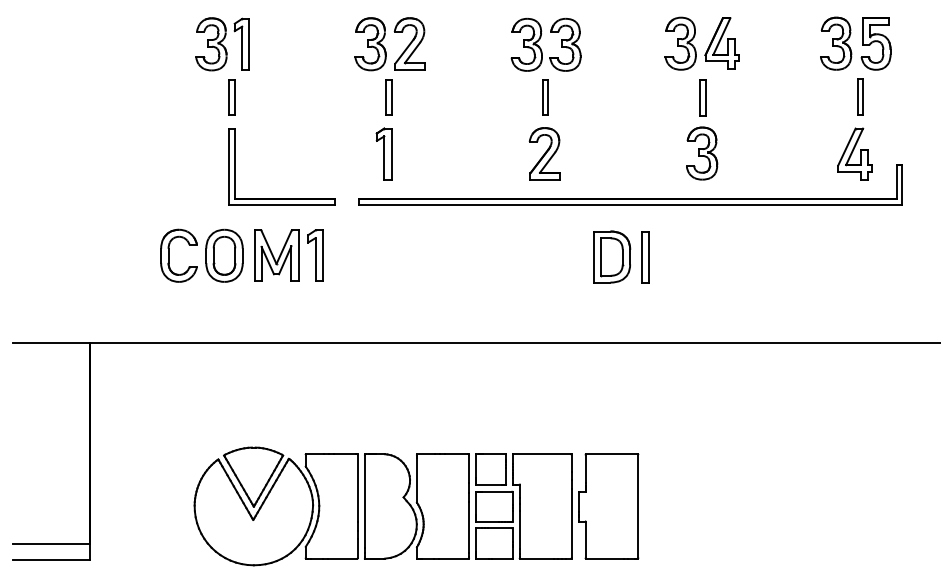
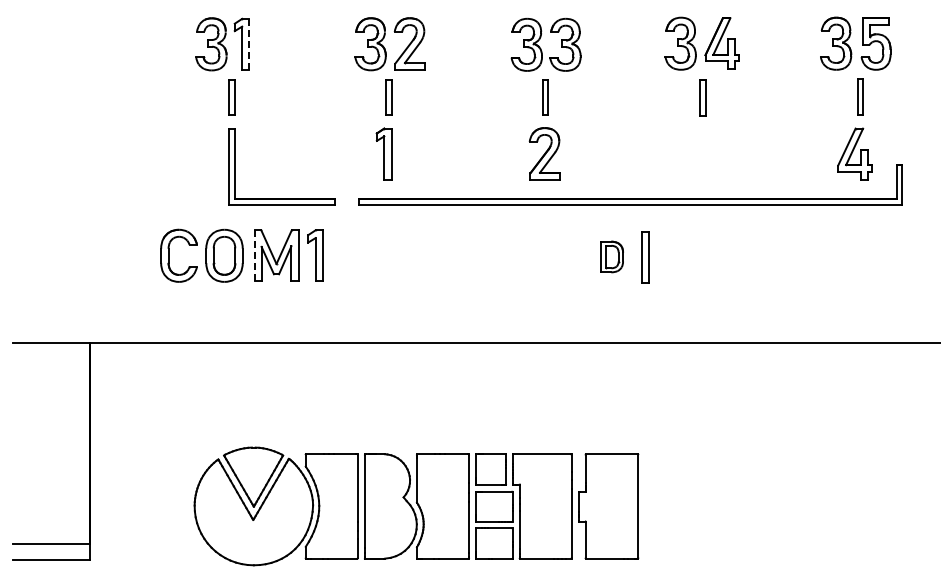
line: solid -> dashed (249, 44)
part: present -> none (702, 153)
line: solid -> dashed (254, 255)
part size: 39x54 px -> 24x34 px (611, 256)
